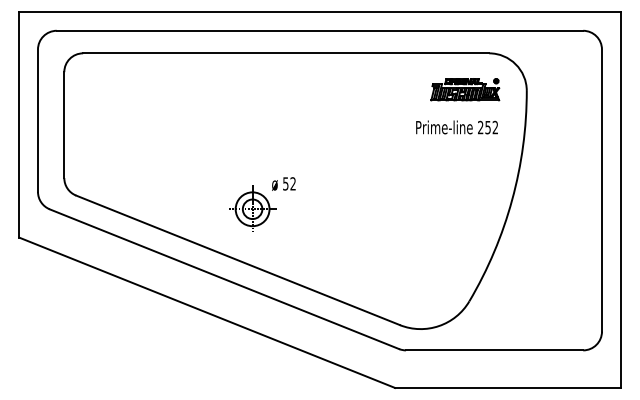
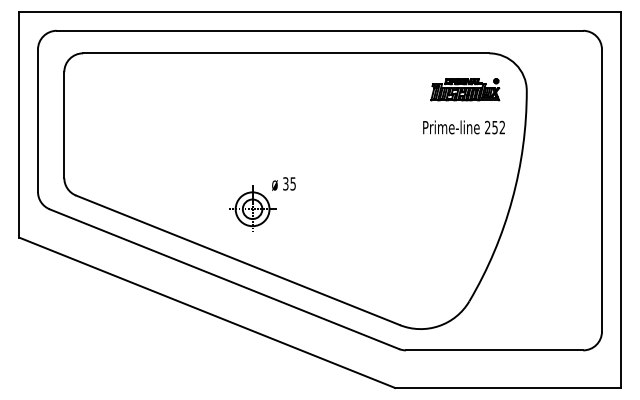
text position: (456, 127) -> (463, 127) (463, 127)
text: 52 -> 35 (289, 183)
